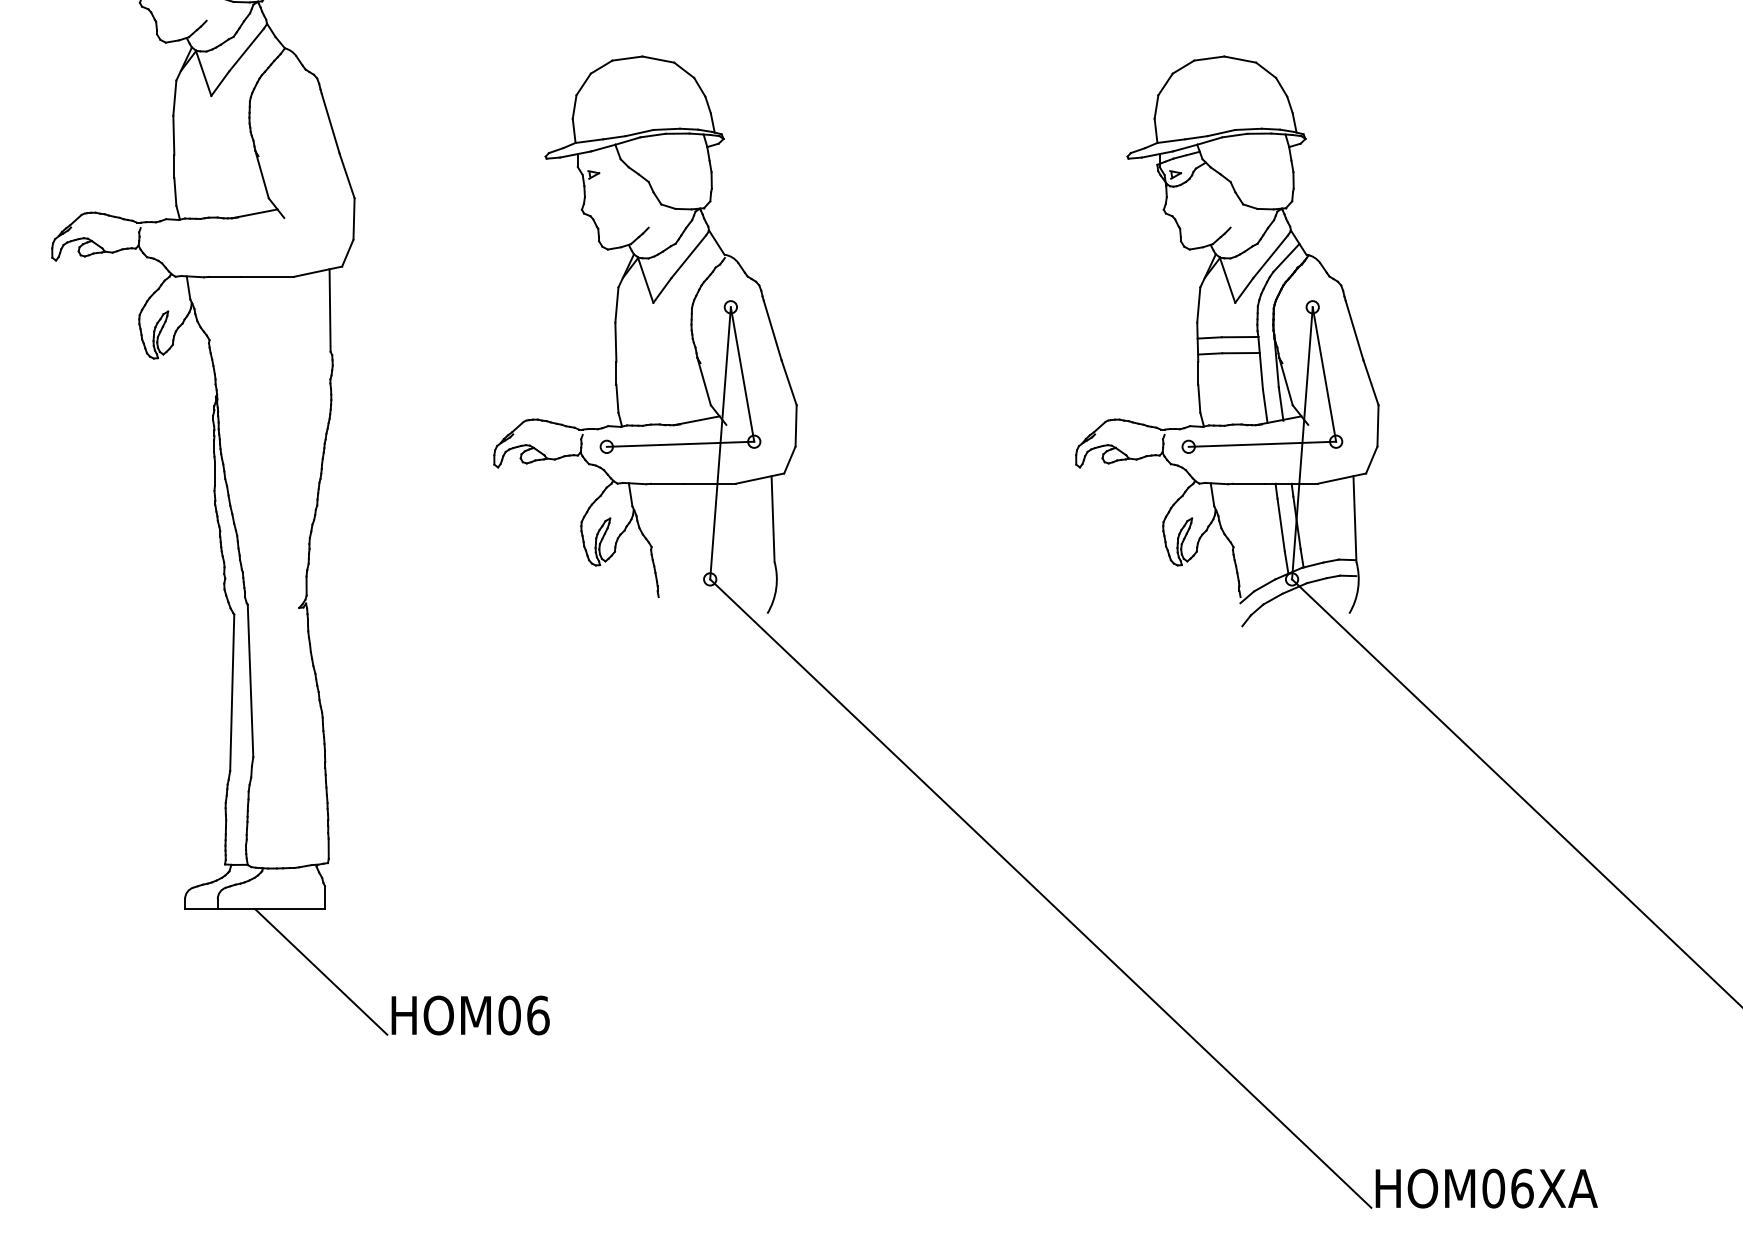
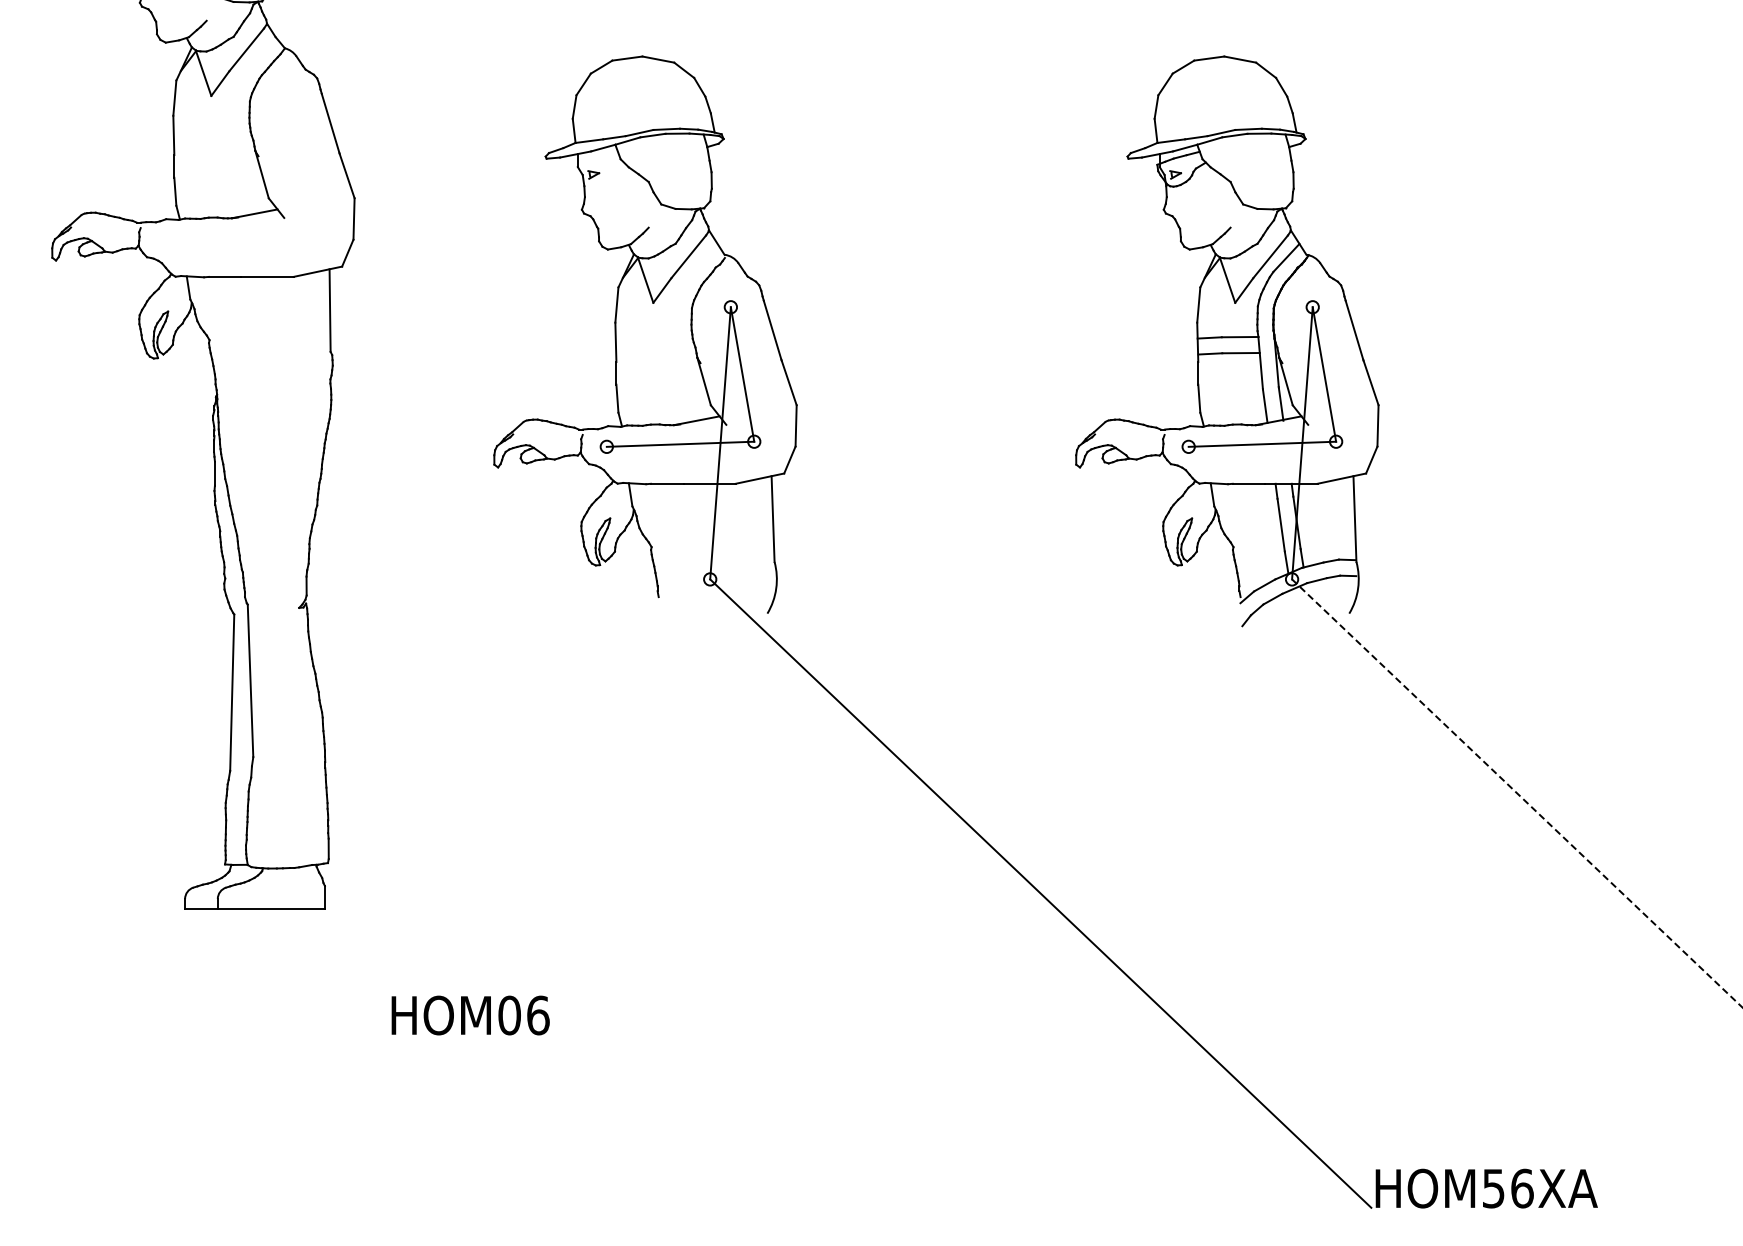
line: solid -> dashed (1517, 793)
line: present -> none (321, 971)
text: HOM06XA -> HOM56XA (1493, 1188)
